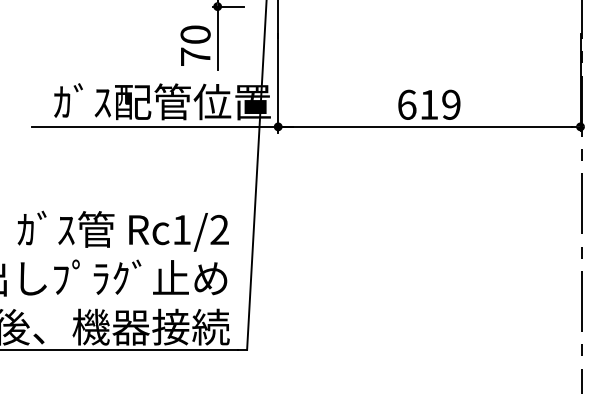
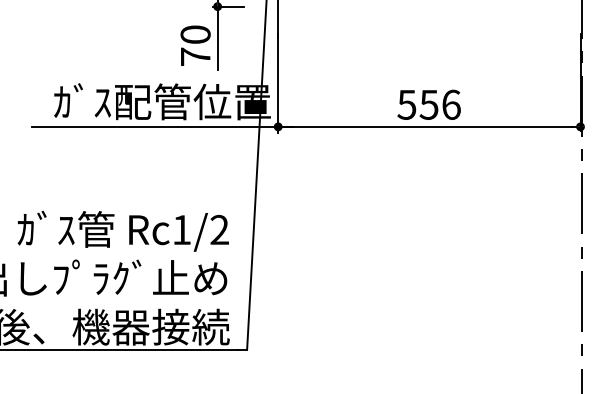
text: 619 -> 556 (428, 104)
